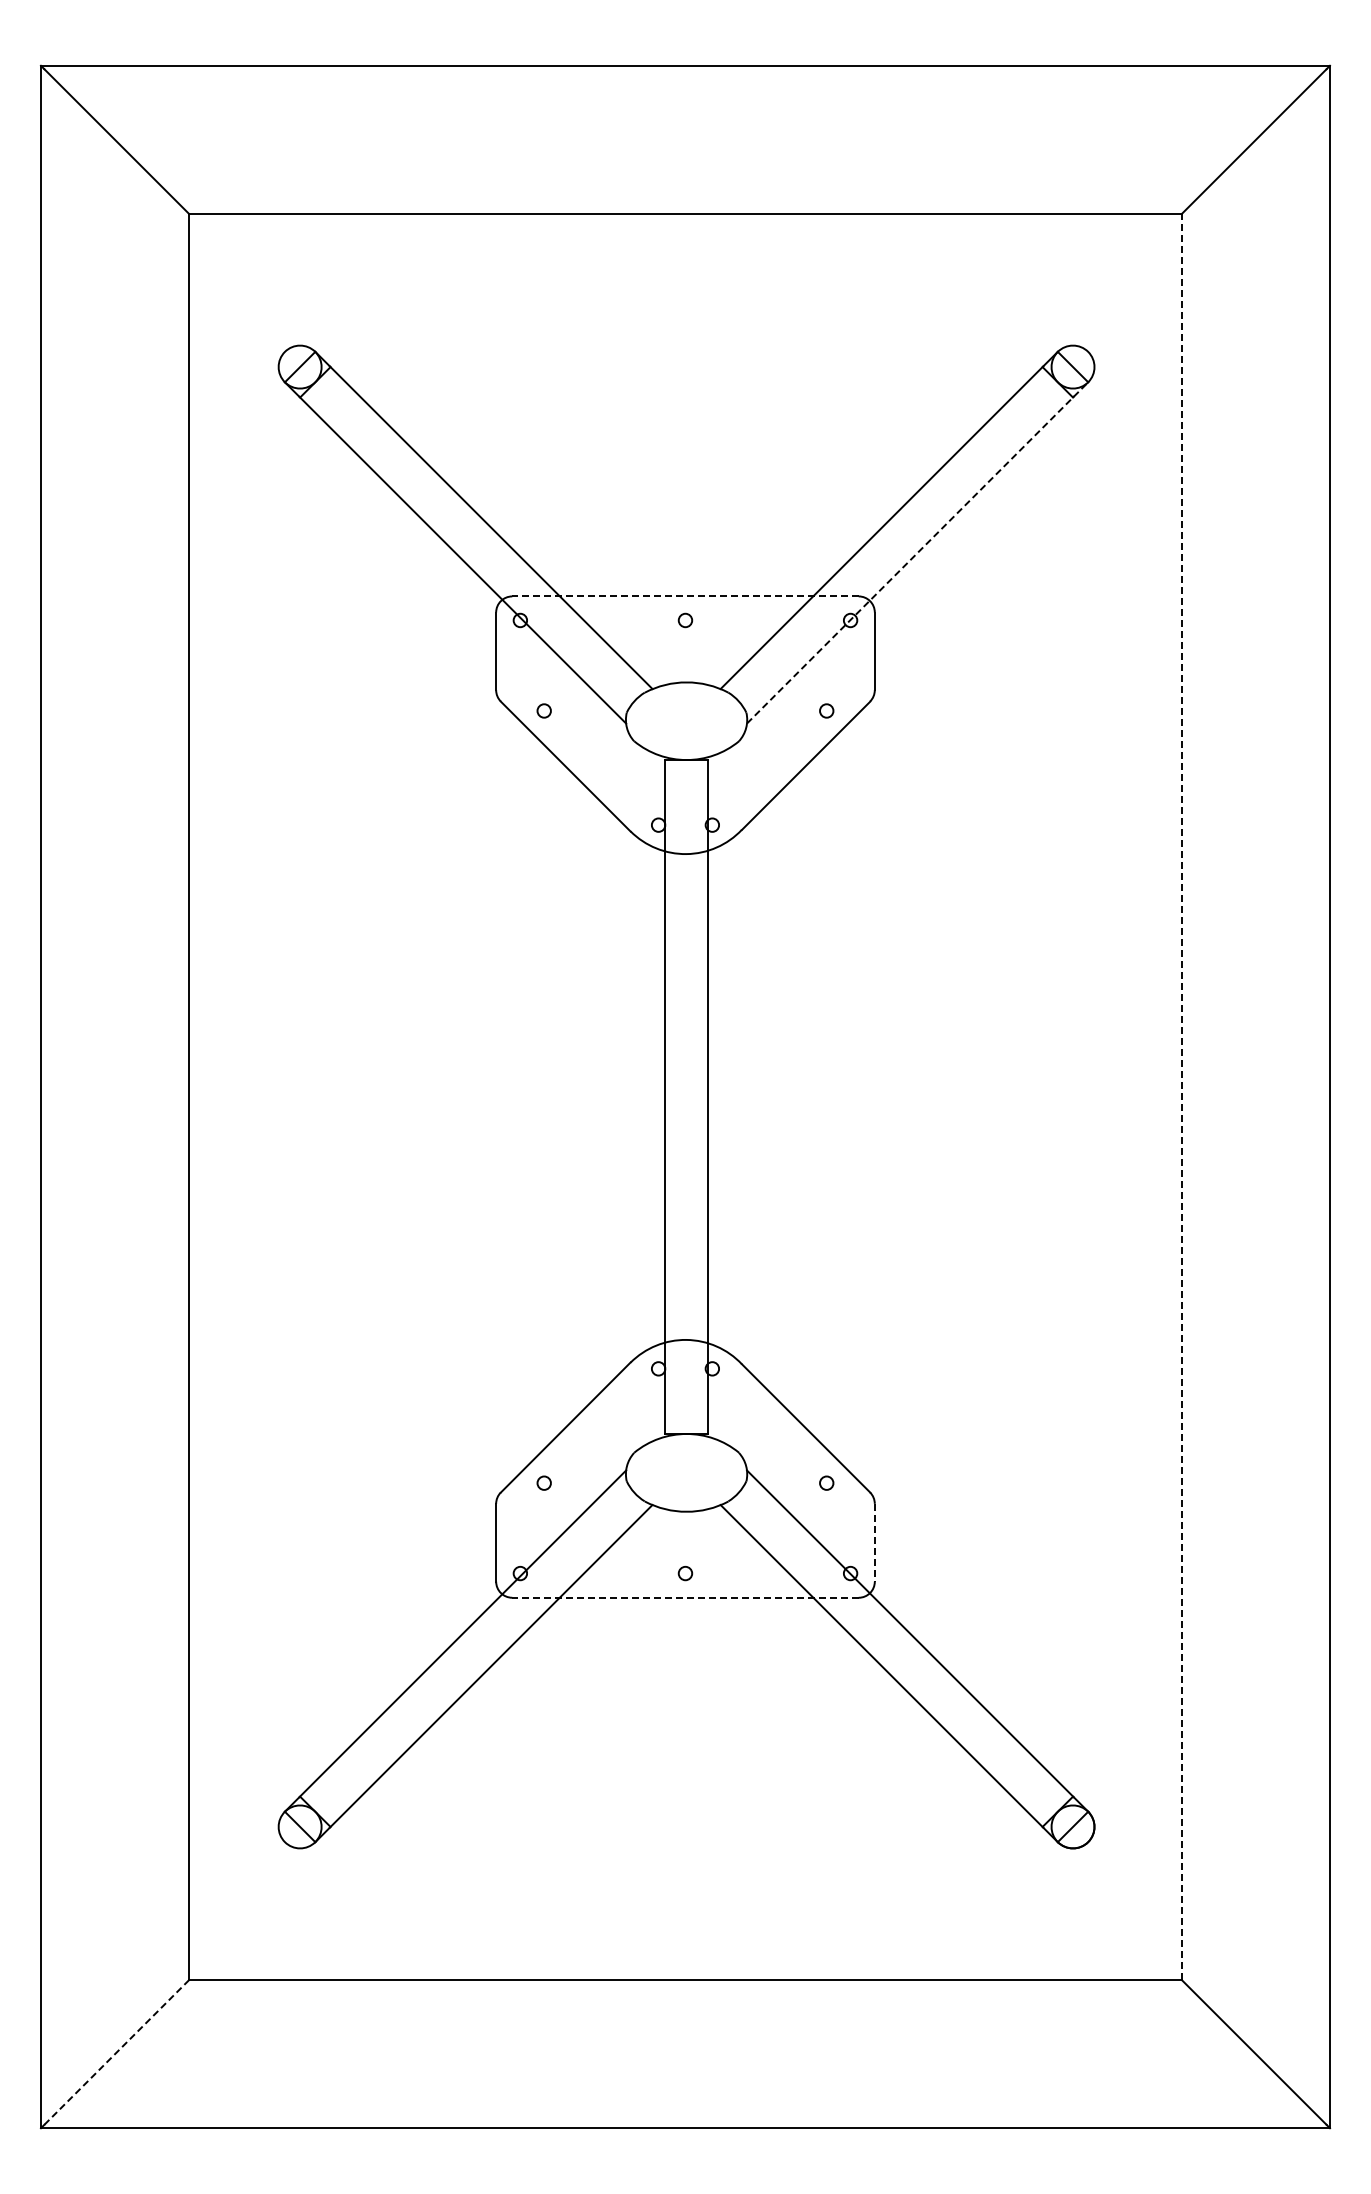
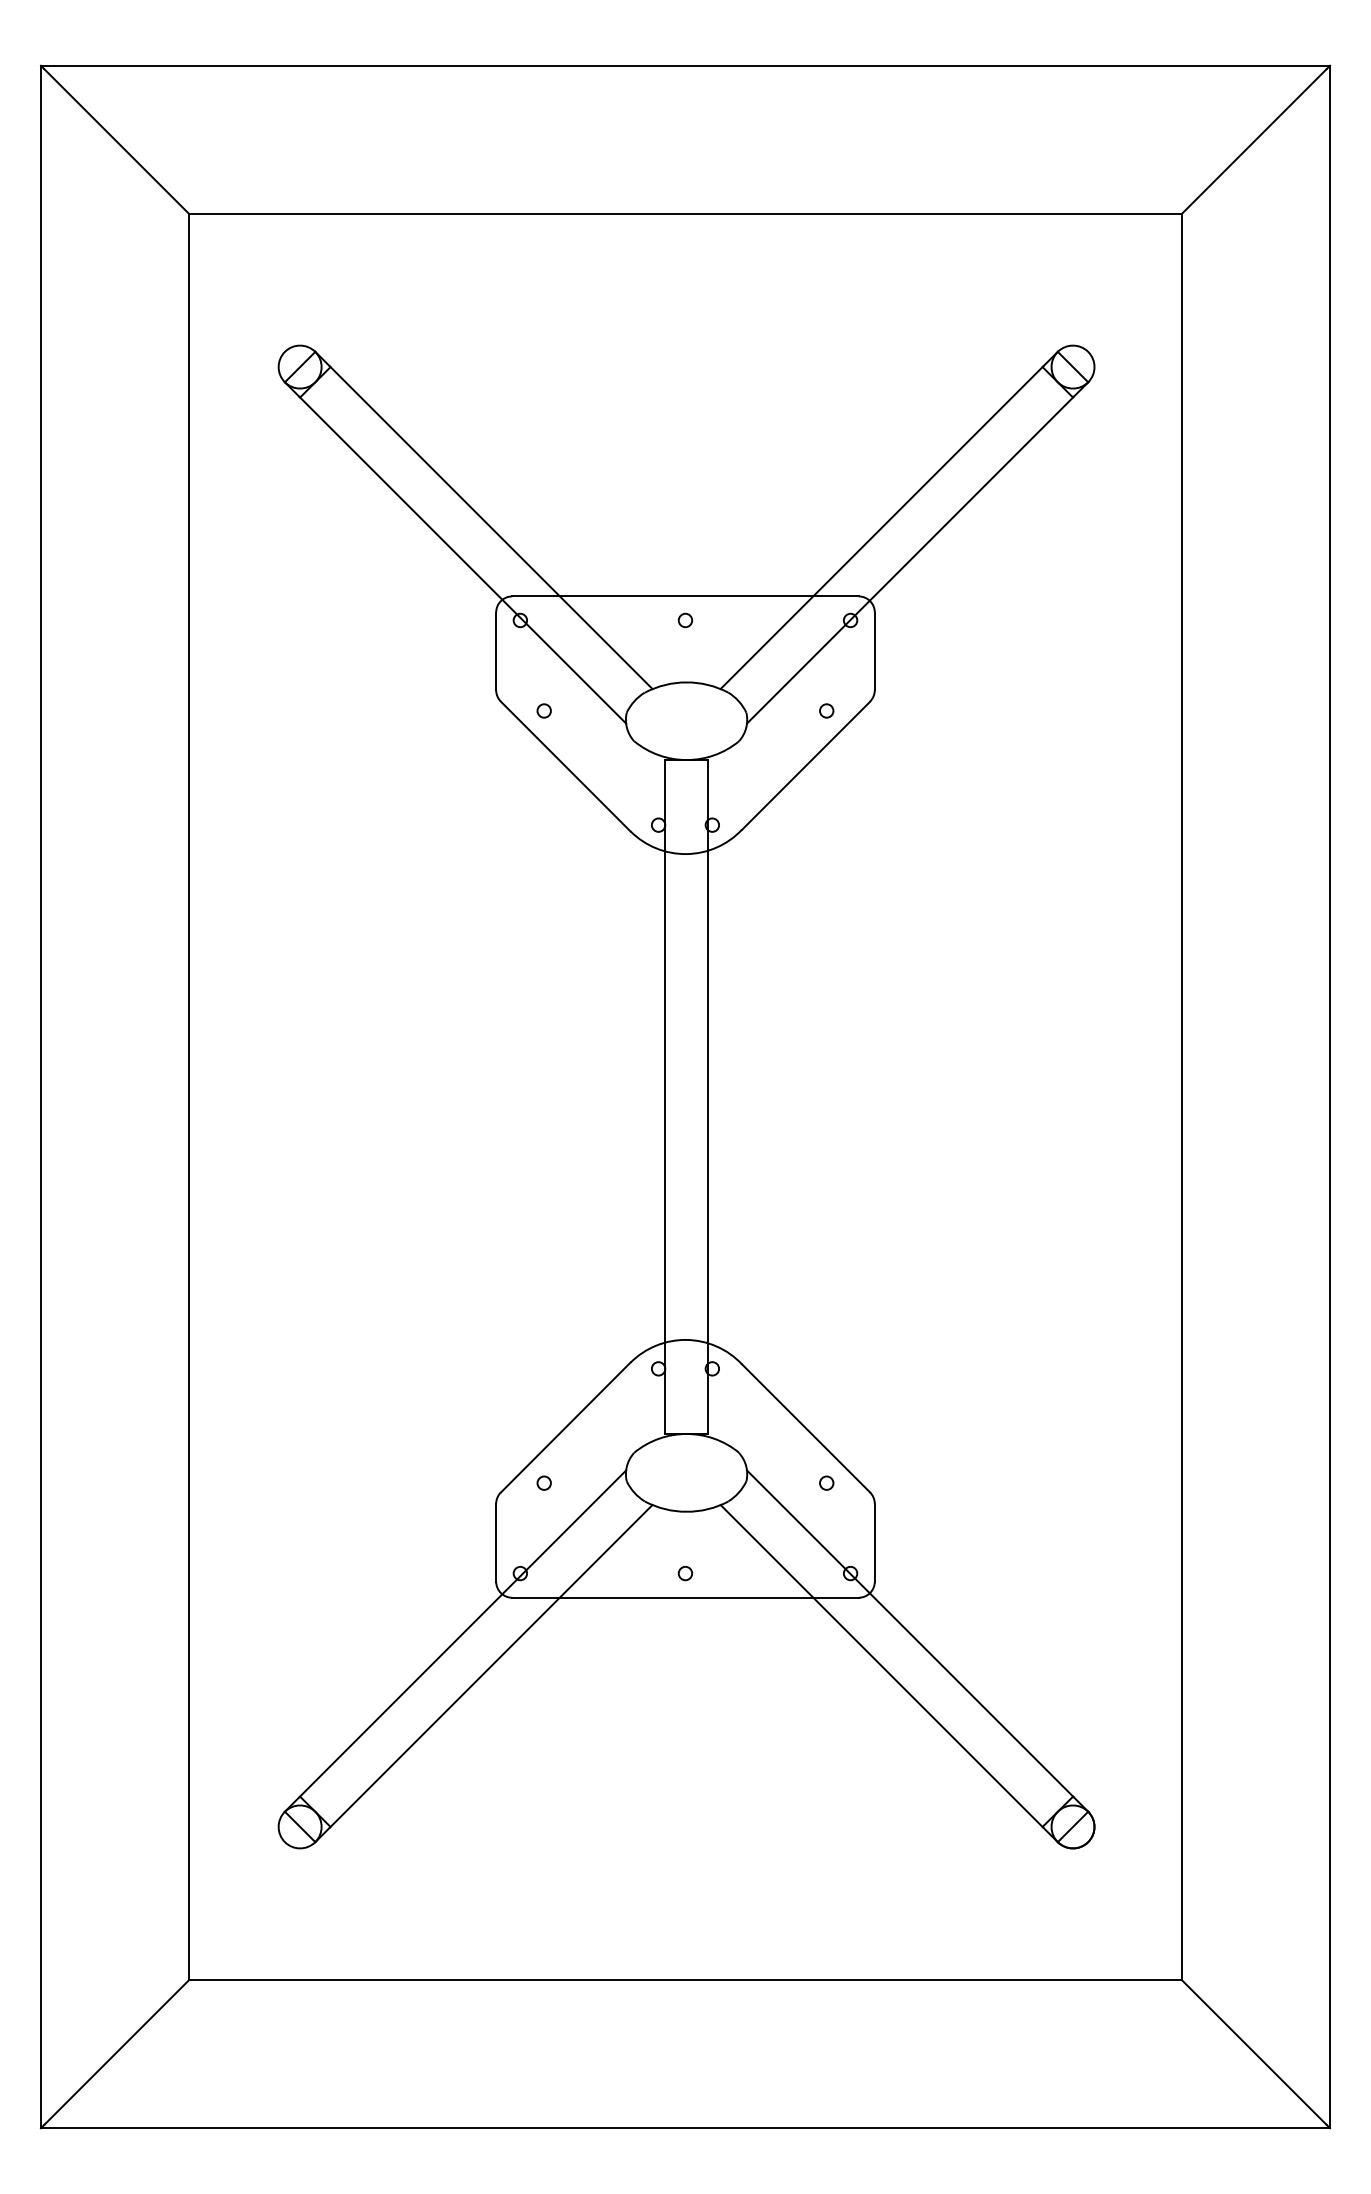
line: dashed -> solid (918, 552)
line: dashed -> solid (684, 596)
line: dashed -> solid (1181, 1096)
line: dashed -> solid (874, 1542)
line: dashed -> solid (684, 1597)
line: dashed -> solid (117, 2052)
